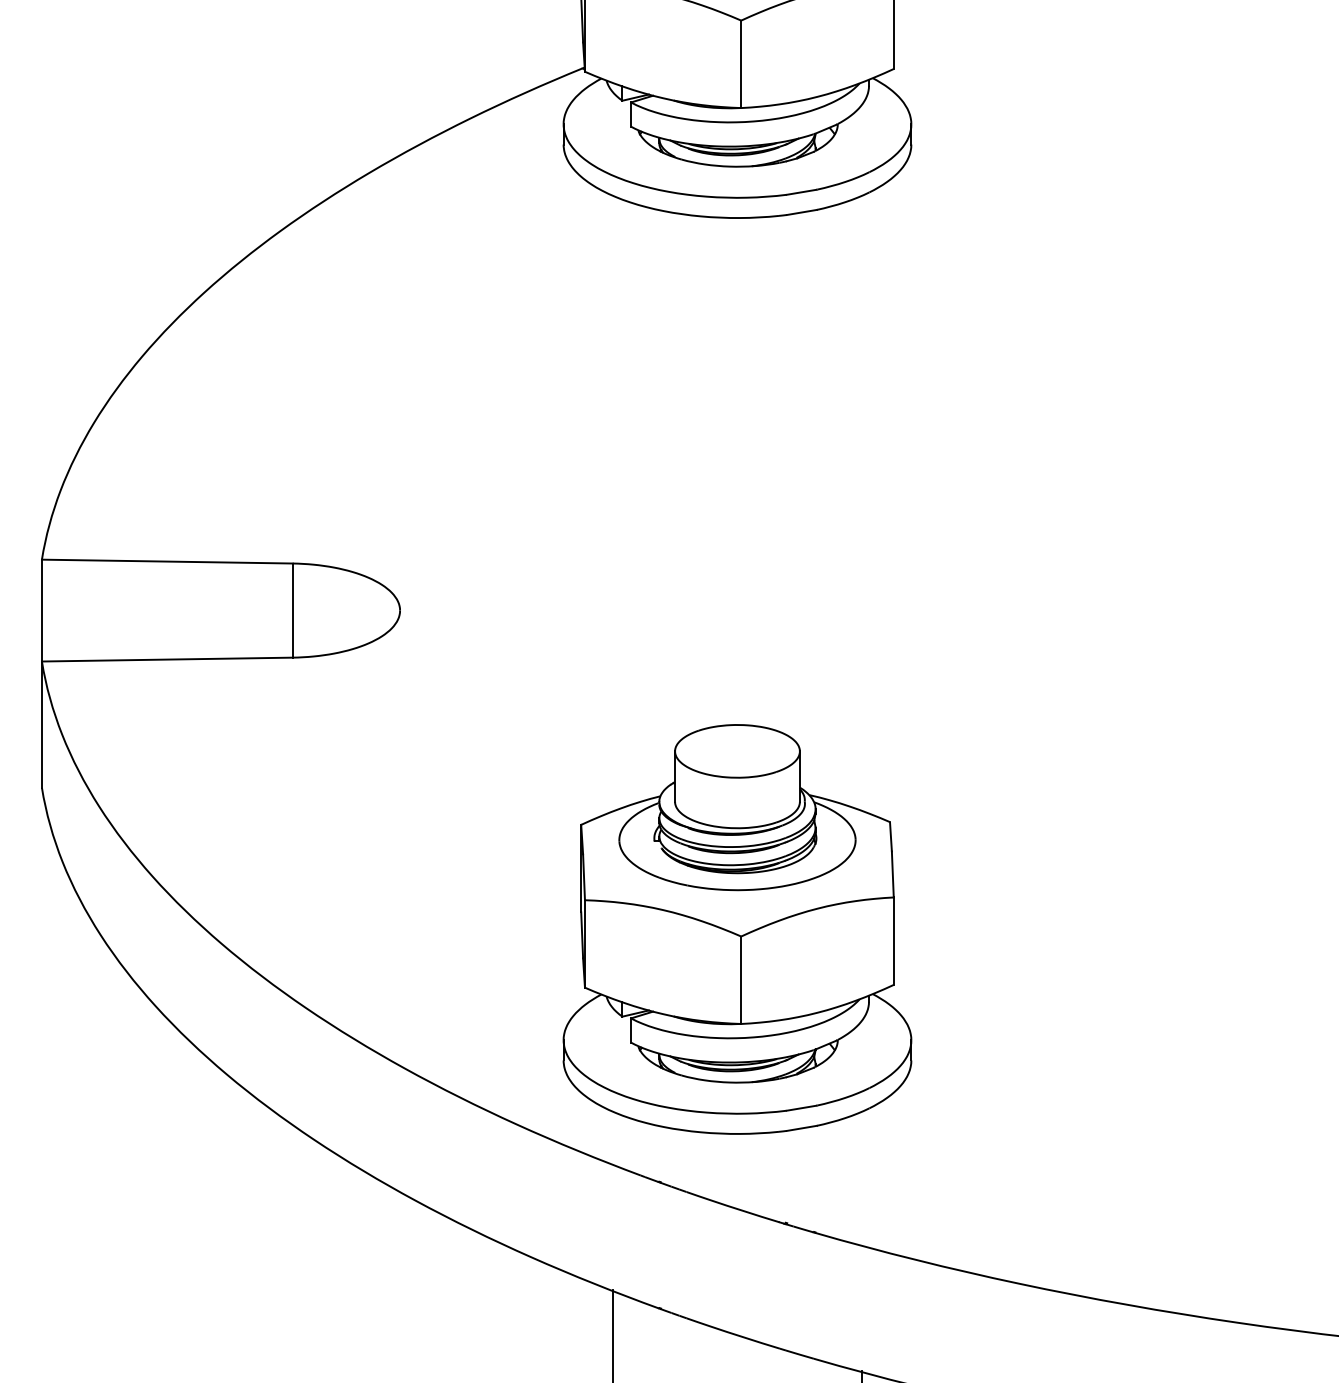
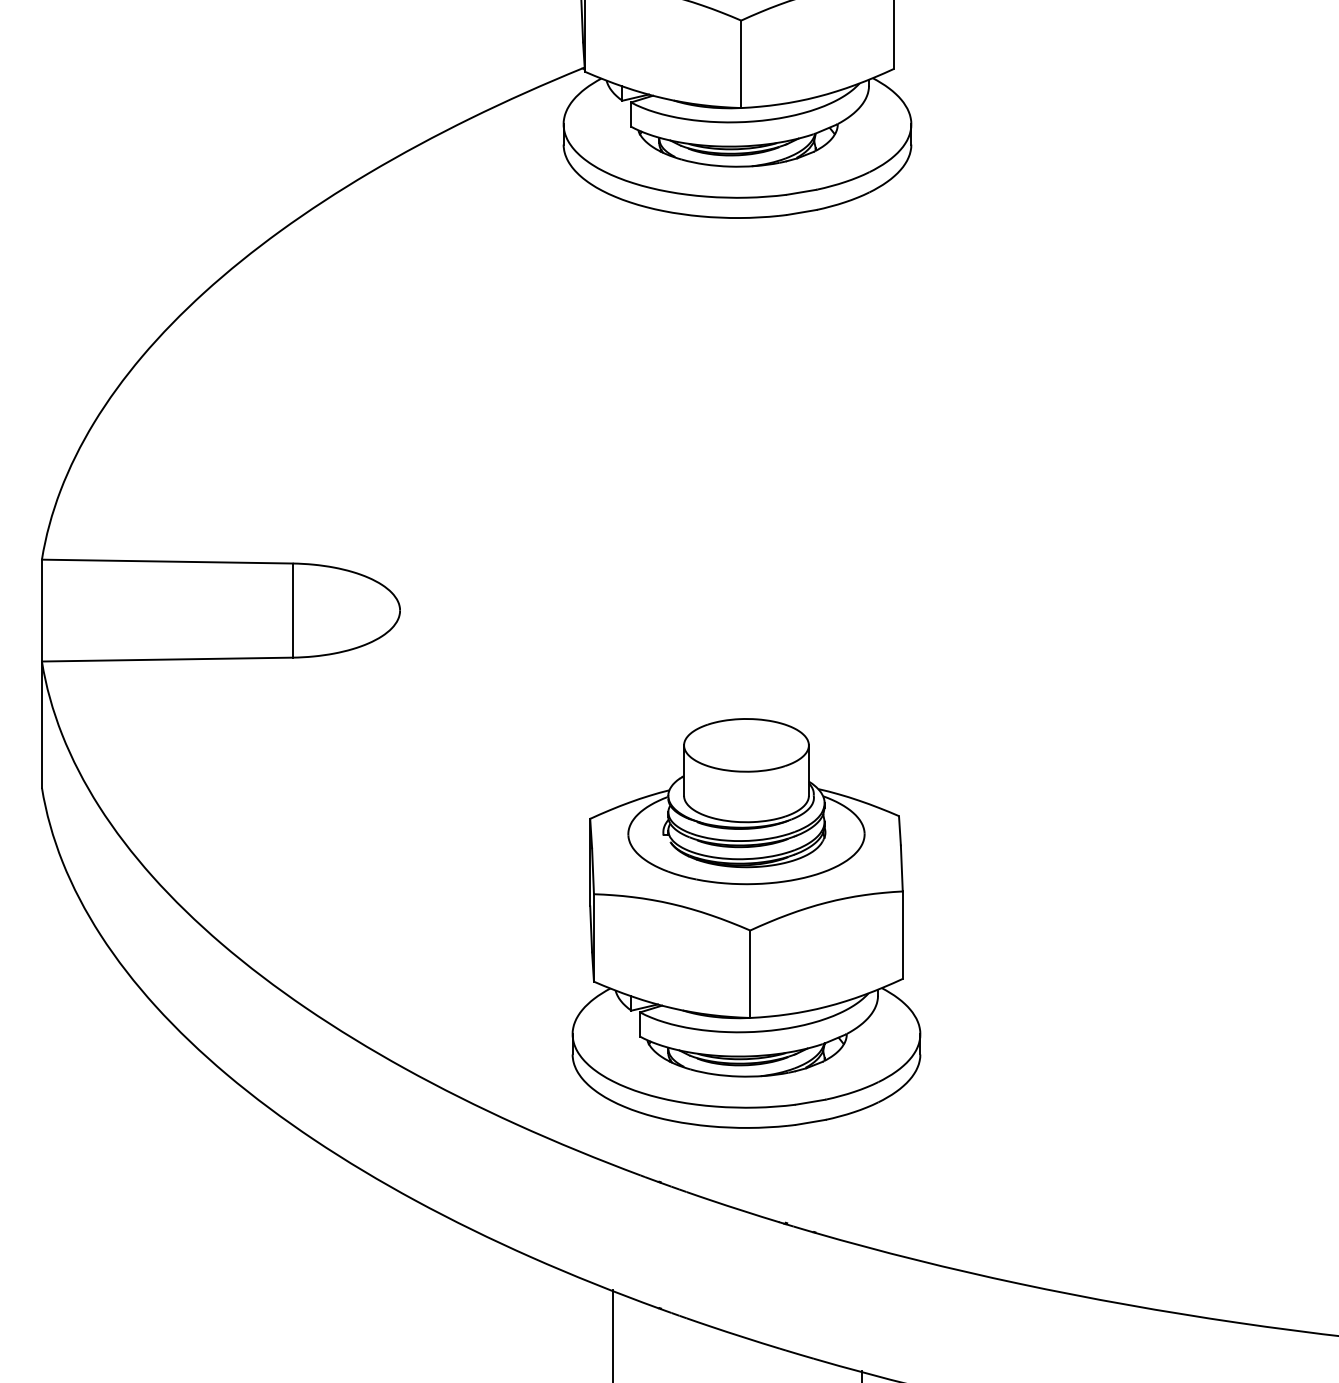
part position: (737, 929) -> (746, 923) (746, 923)
